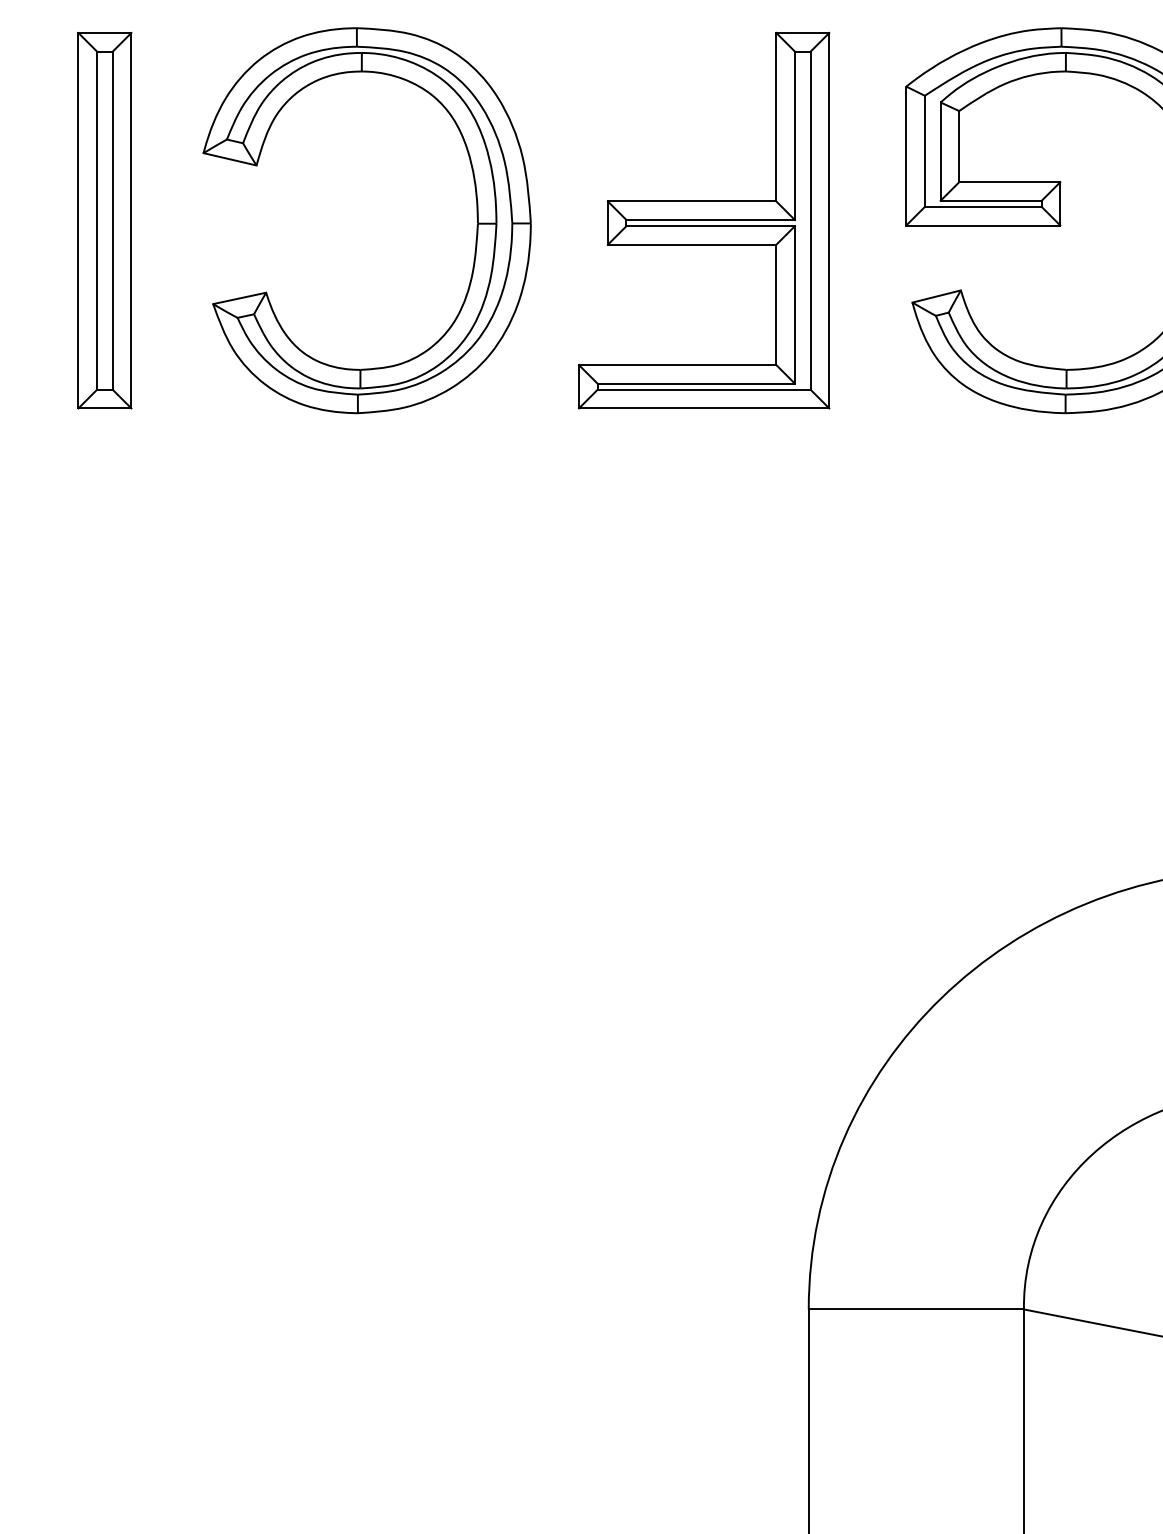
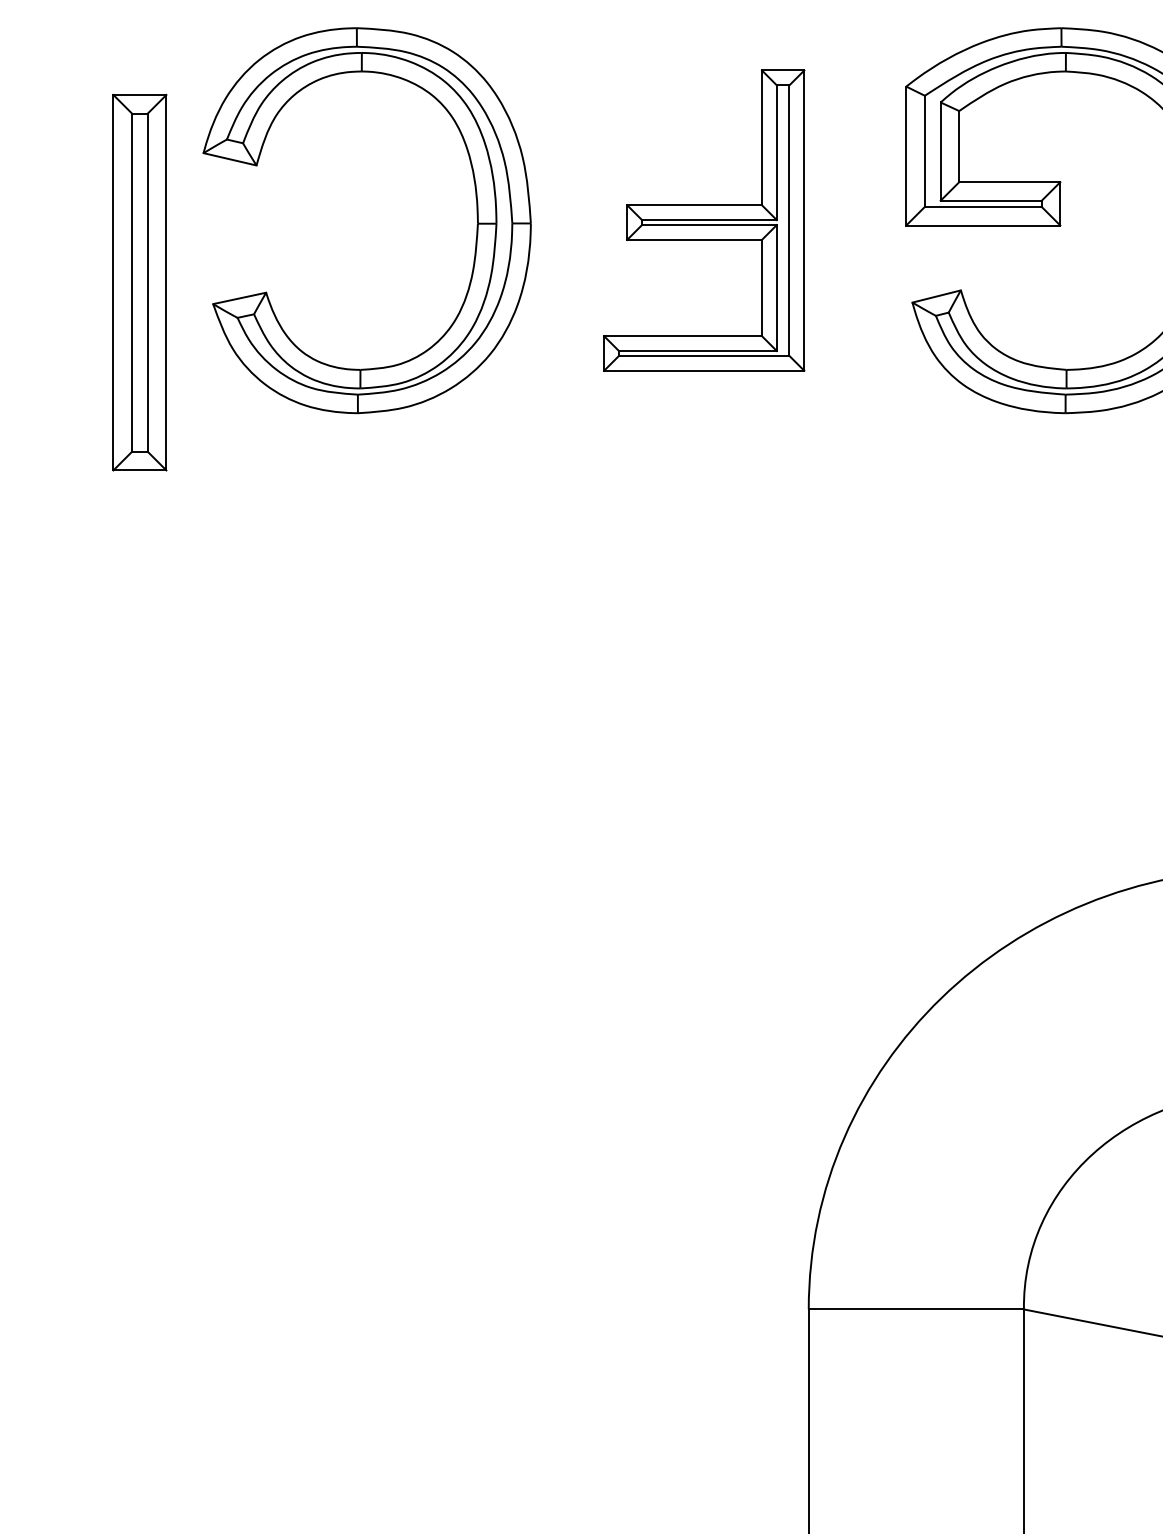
part position: (104, 220) -> (139, 282) (139, 282)
part size: 253x379 px -> 203x303 px (704, 220)
